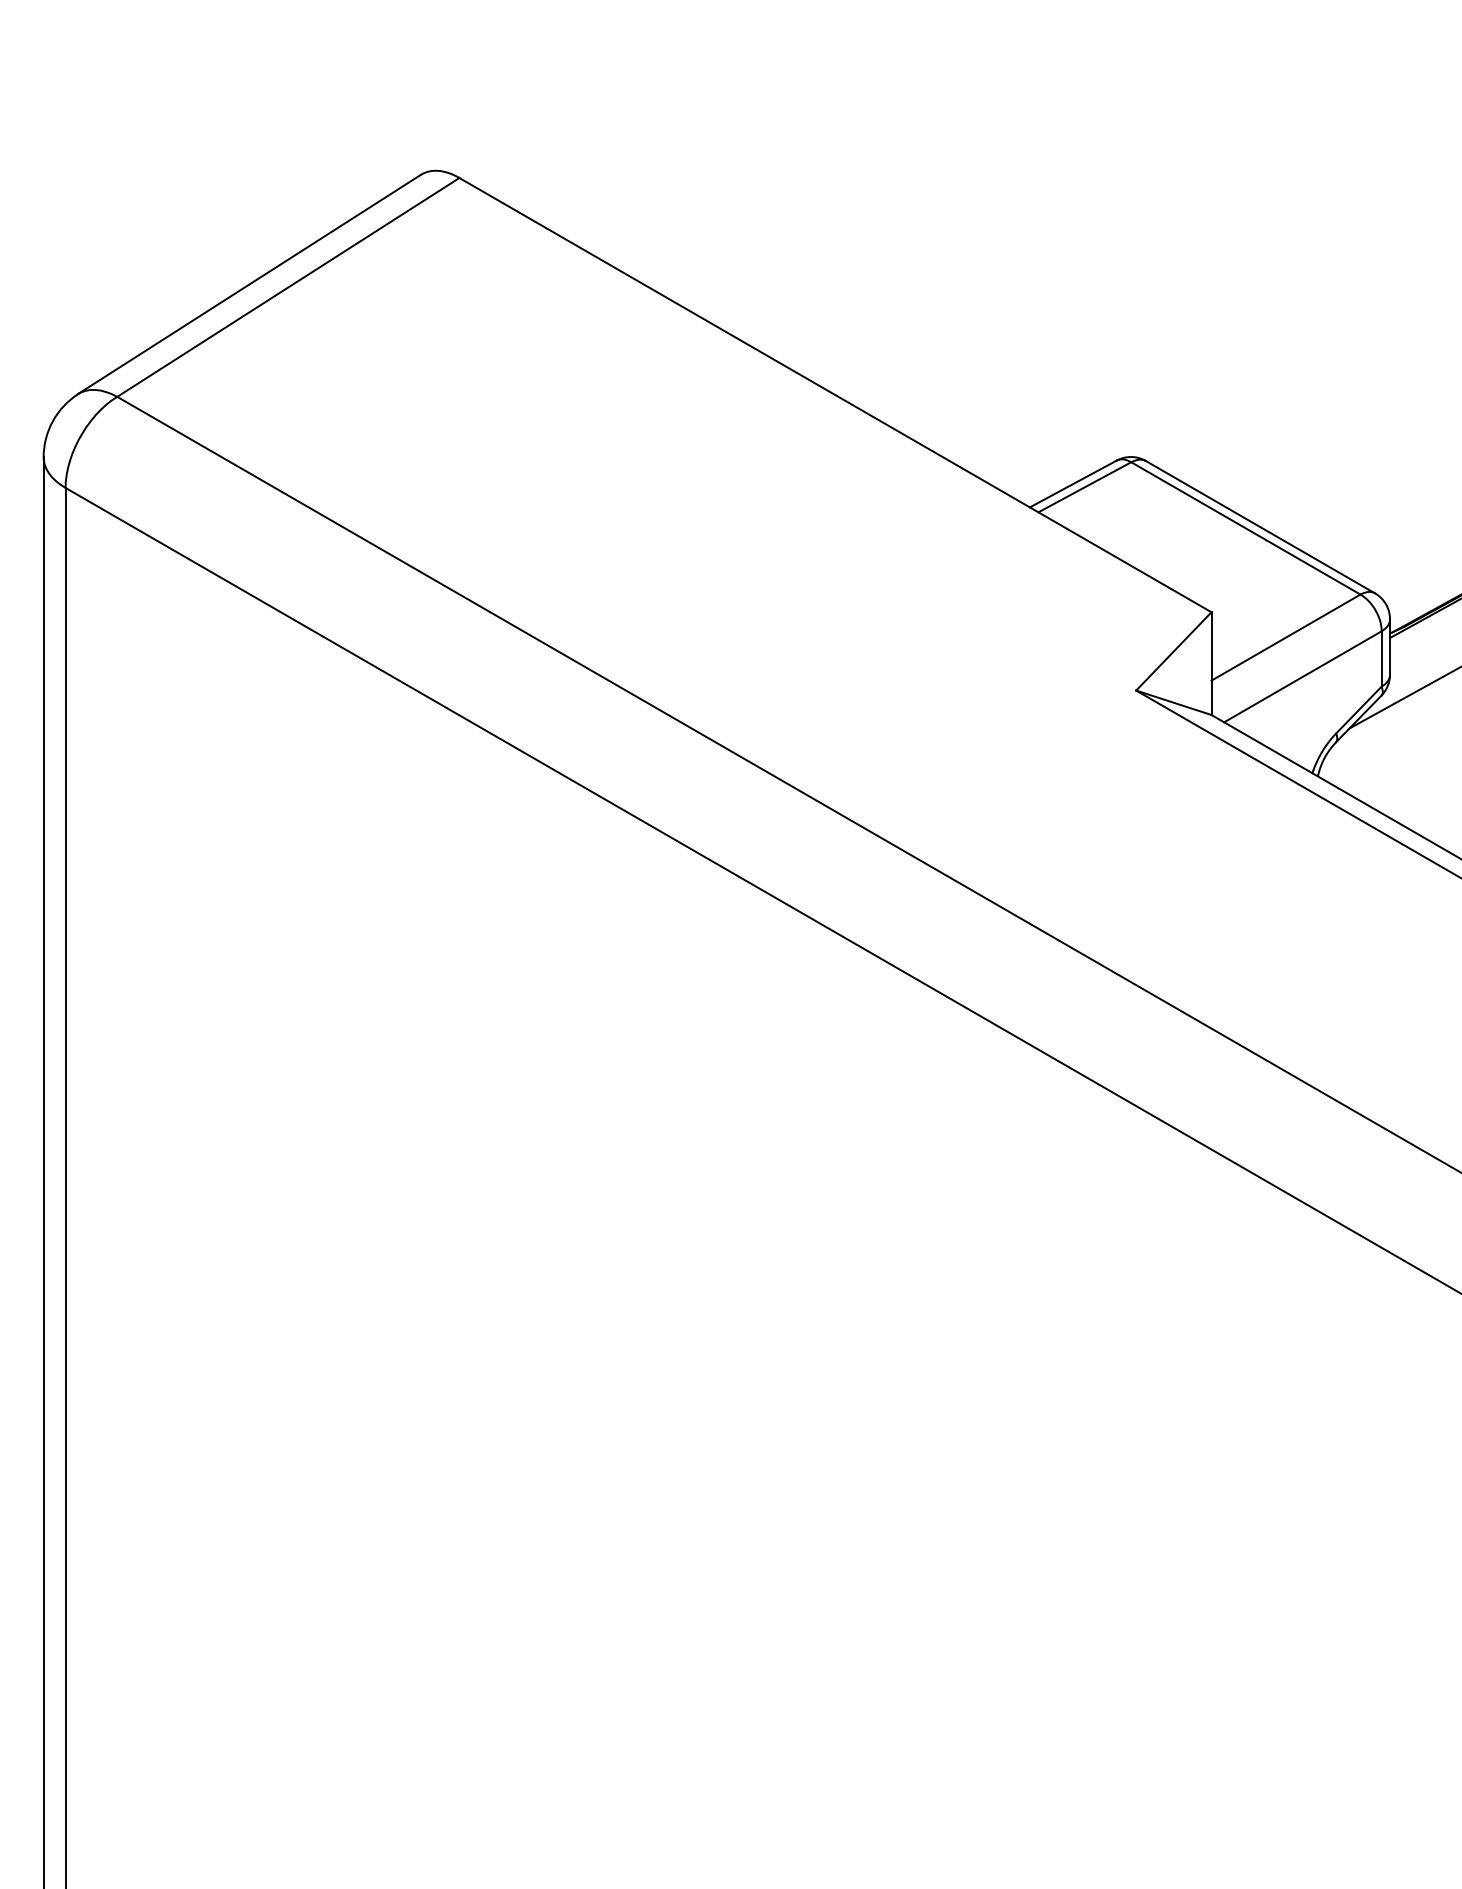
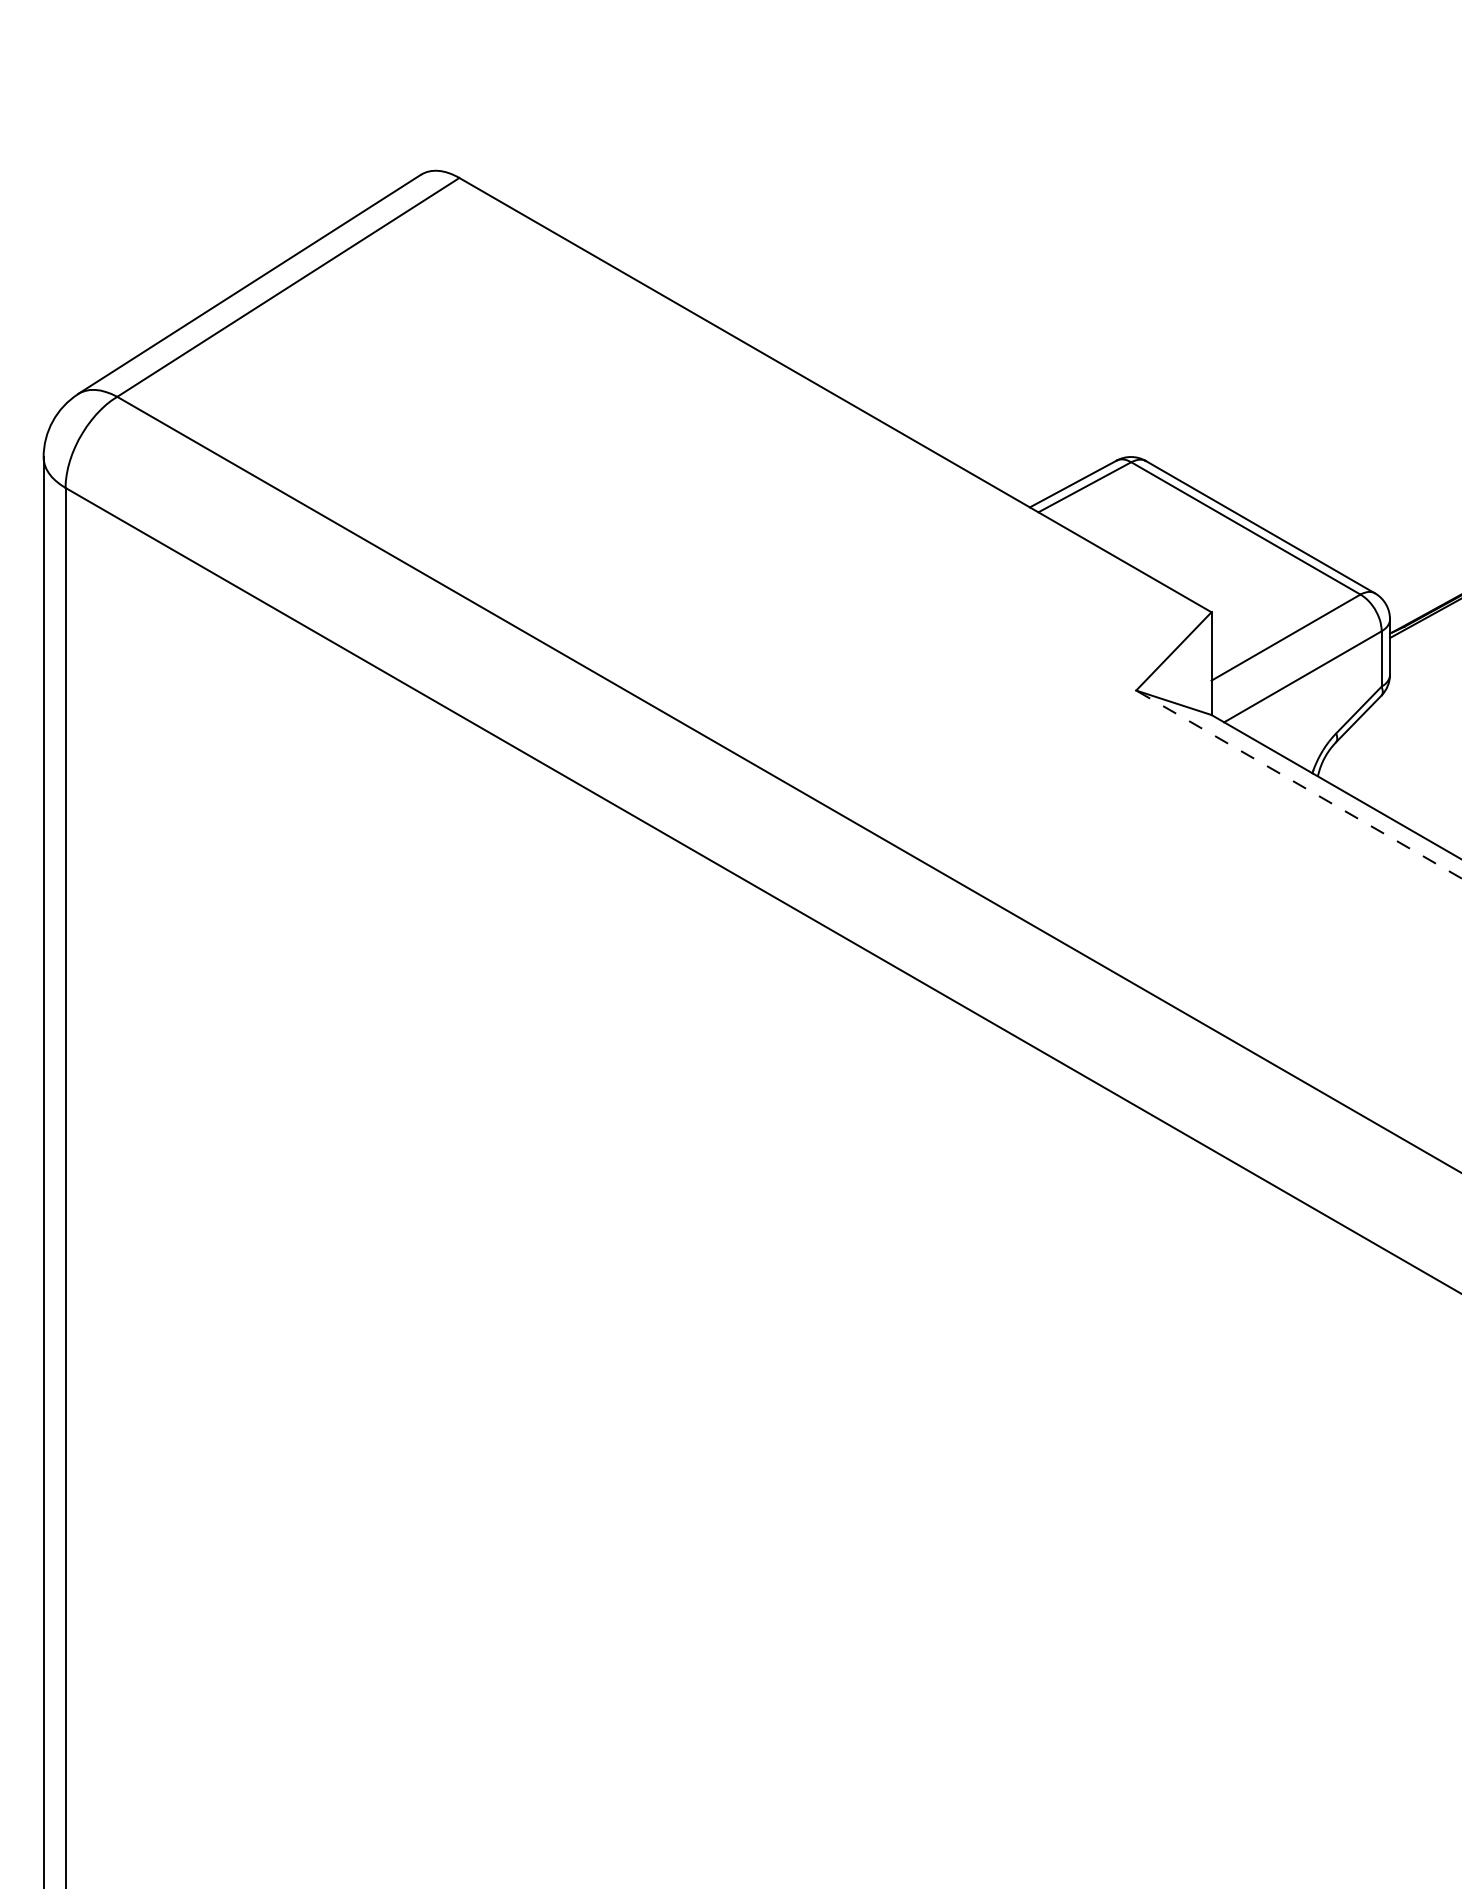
line: present -> none (1403, 698)
line: solid -> dashed (1298, 784)
